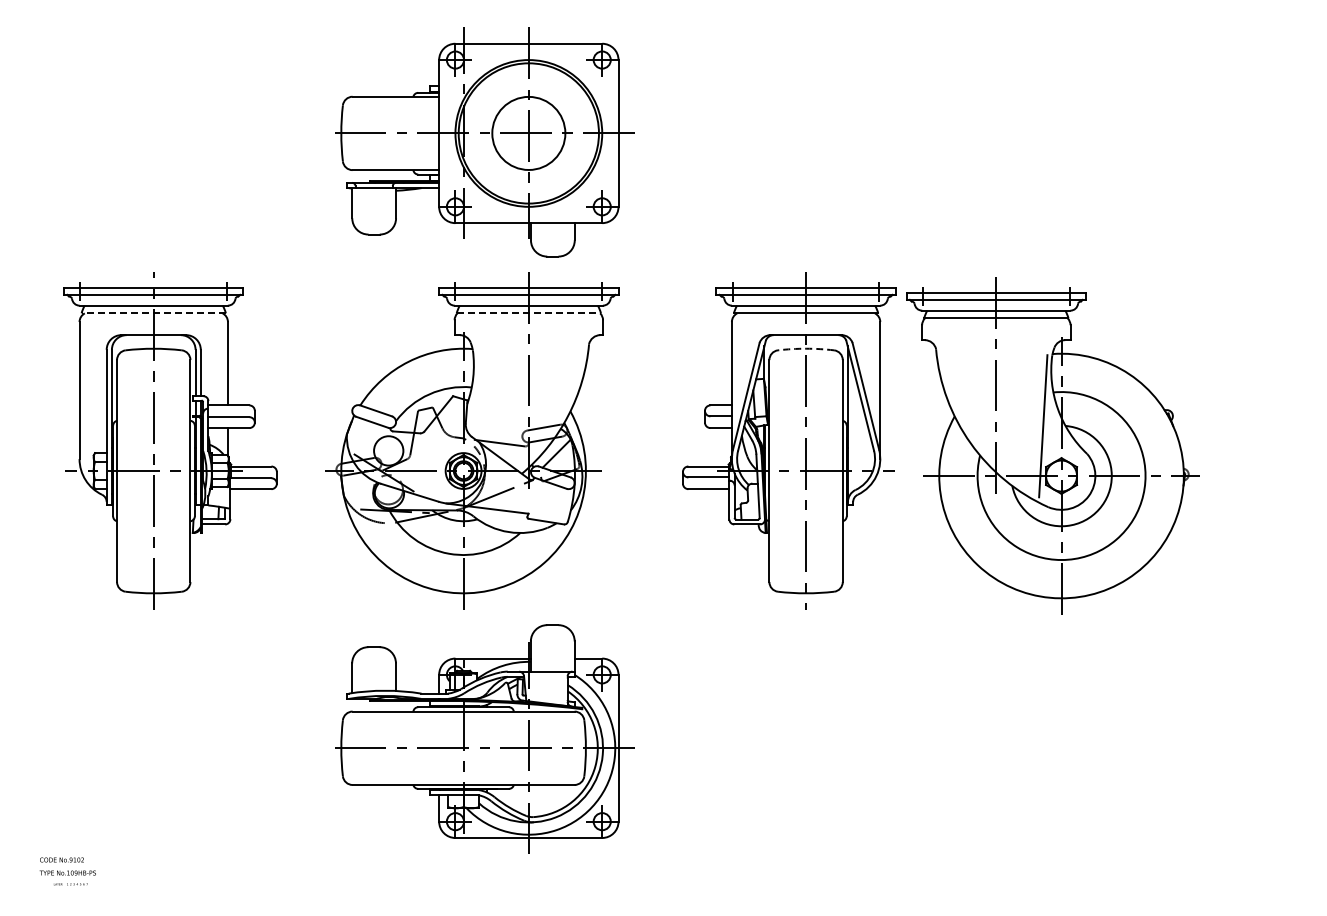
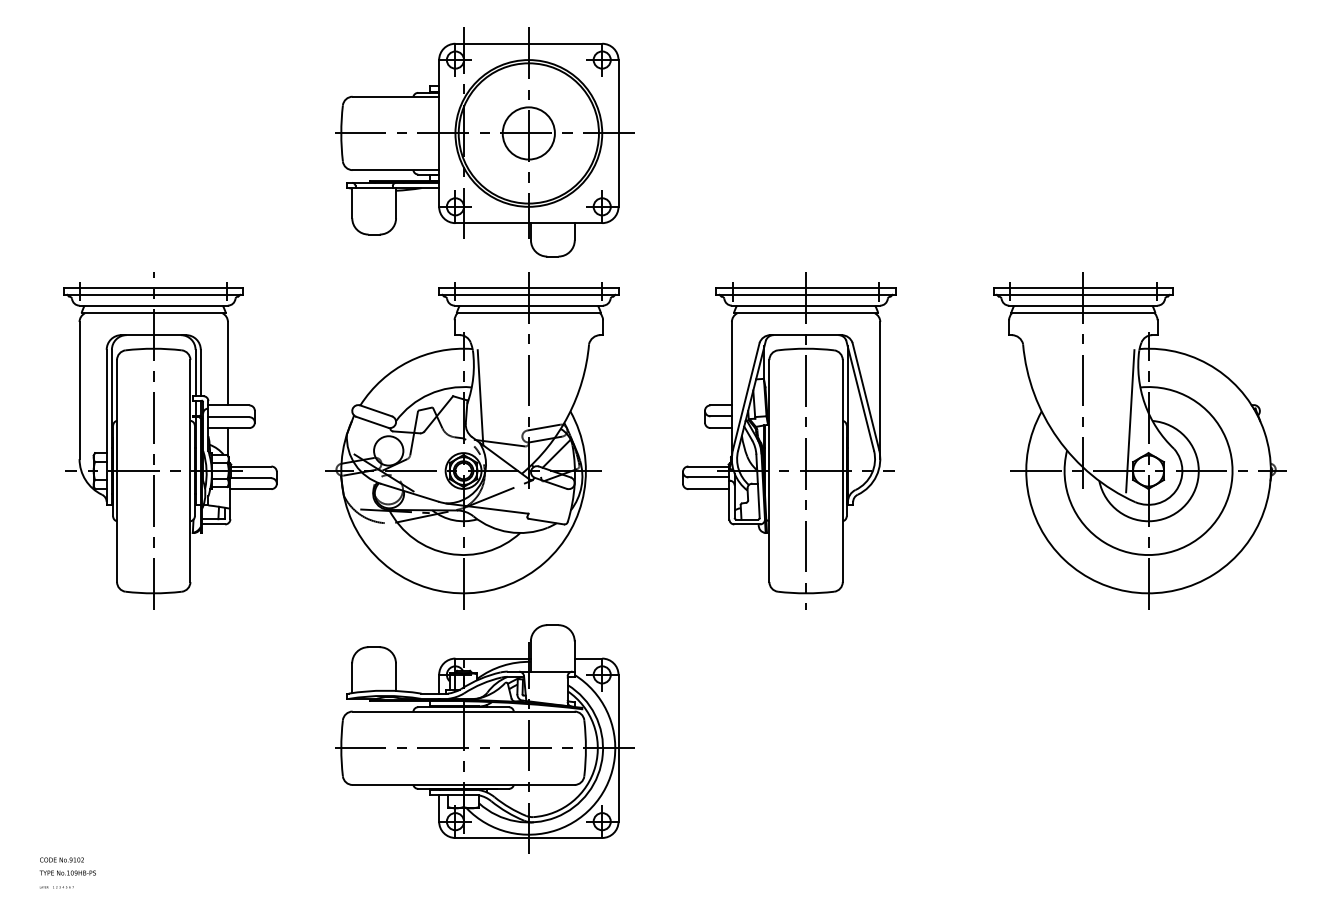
circle diameter: 73 px -> 52 px (528, 133)
line: dashed -> solid (153, 313)
line: dashed -> solid (529, 313)
arc: dashed -> solid (806, 348)
line: none -> present (480, 397)
part position: (1052, 445) -> (1139, 440) (1139, 440)
text position: (70, 884) -> (56, 887) (56, 887)
